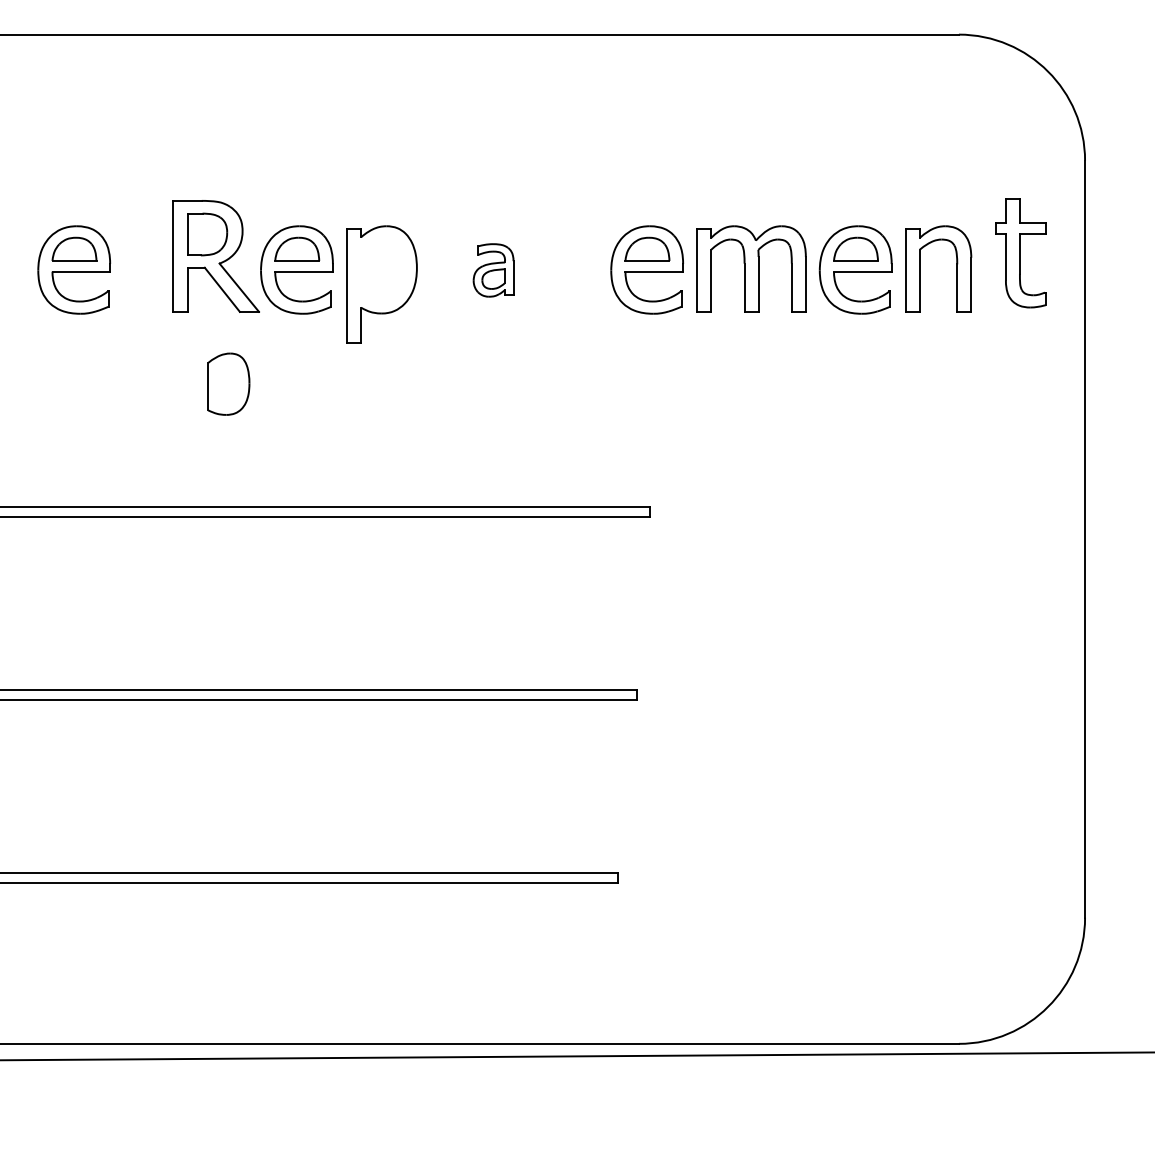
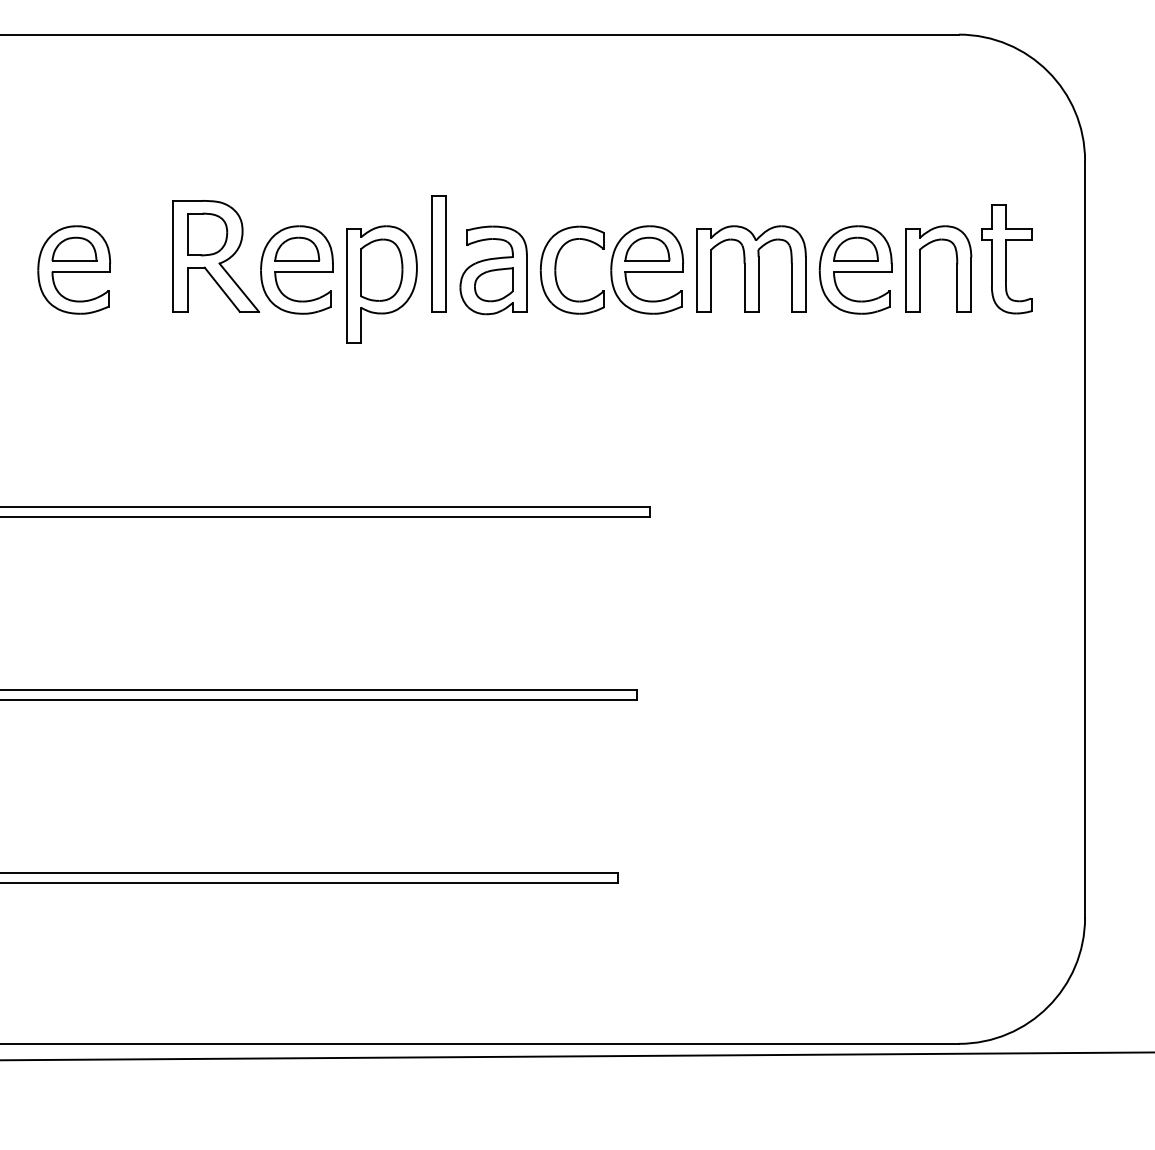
part: none -> present (438, 253)
part position: (1020, 253) -> (1006, 259) (1006, 259)
part: none -> present (556, 269)
part size: 43x55 px -> 69x91 px (493, 270)
part position: (228, 383) -> (381, 269) (381, 269)
